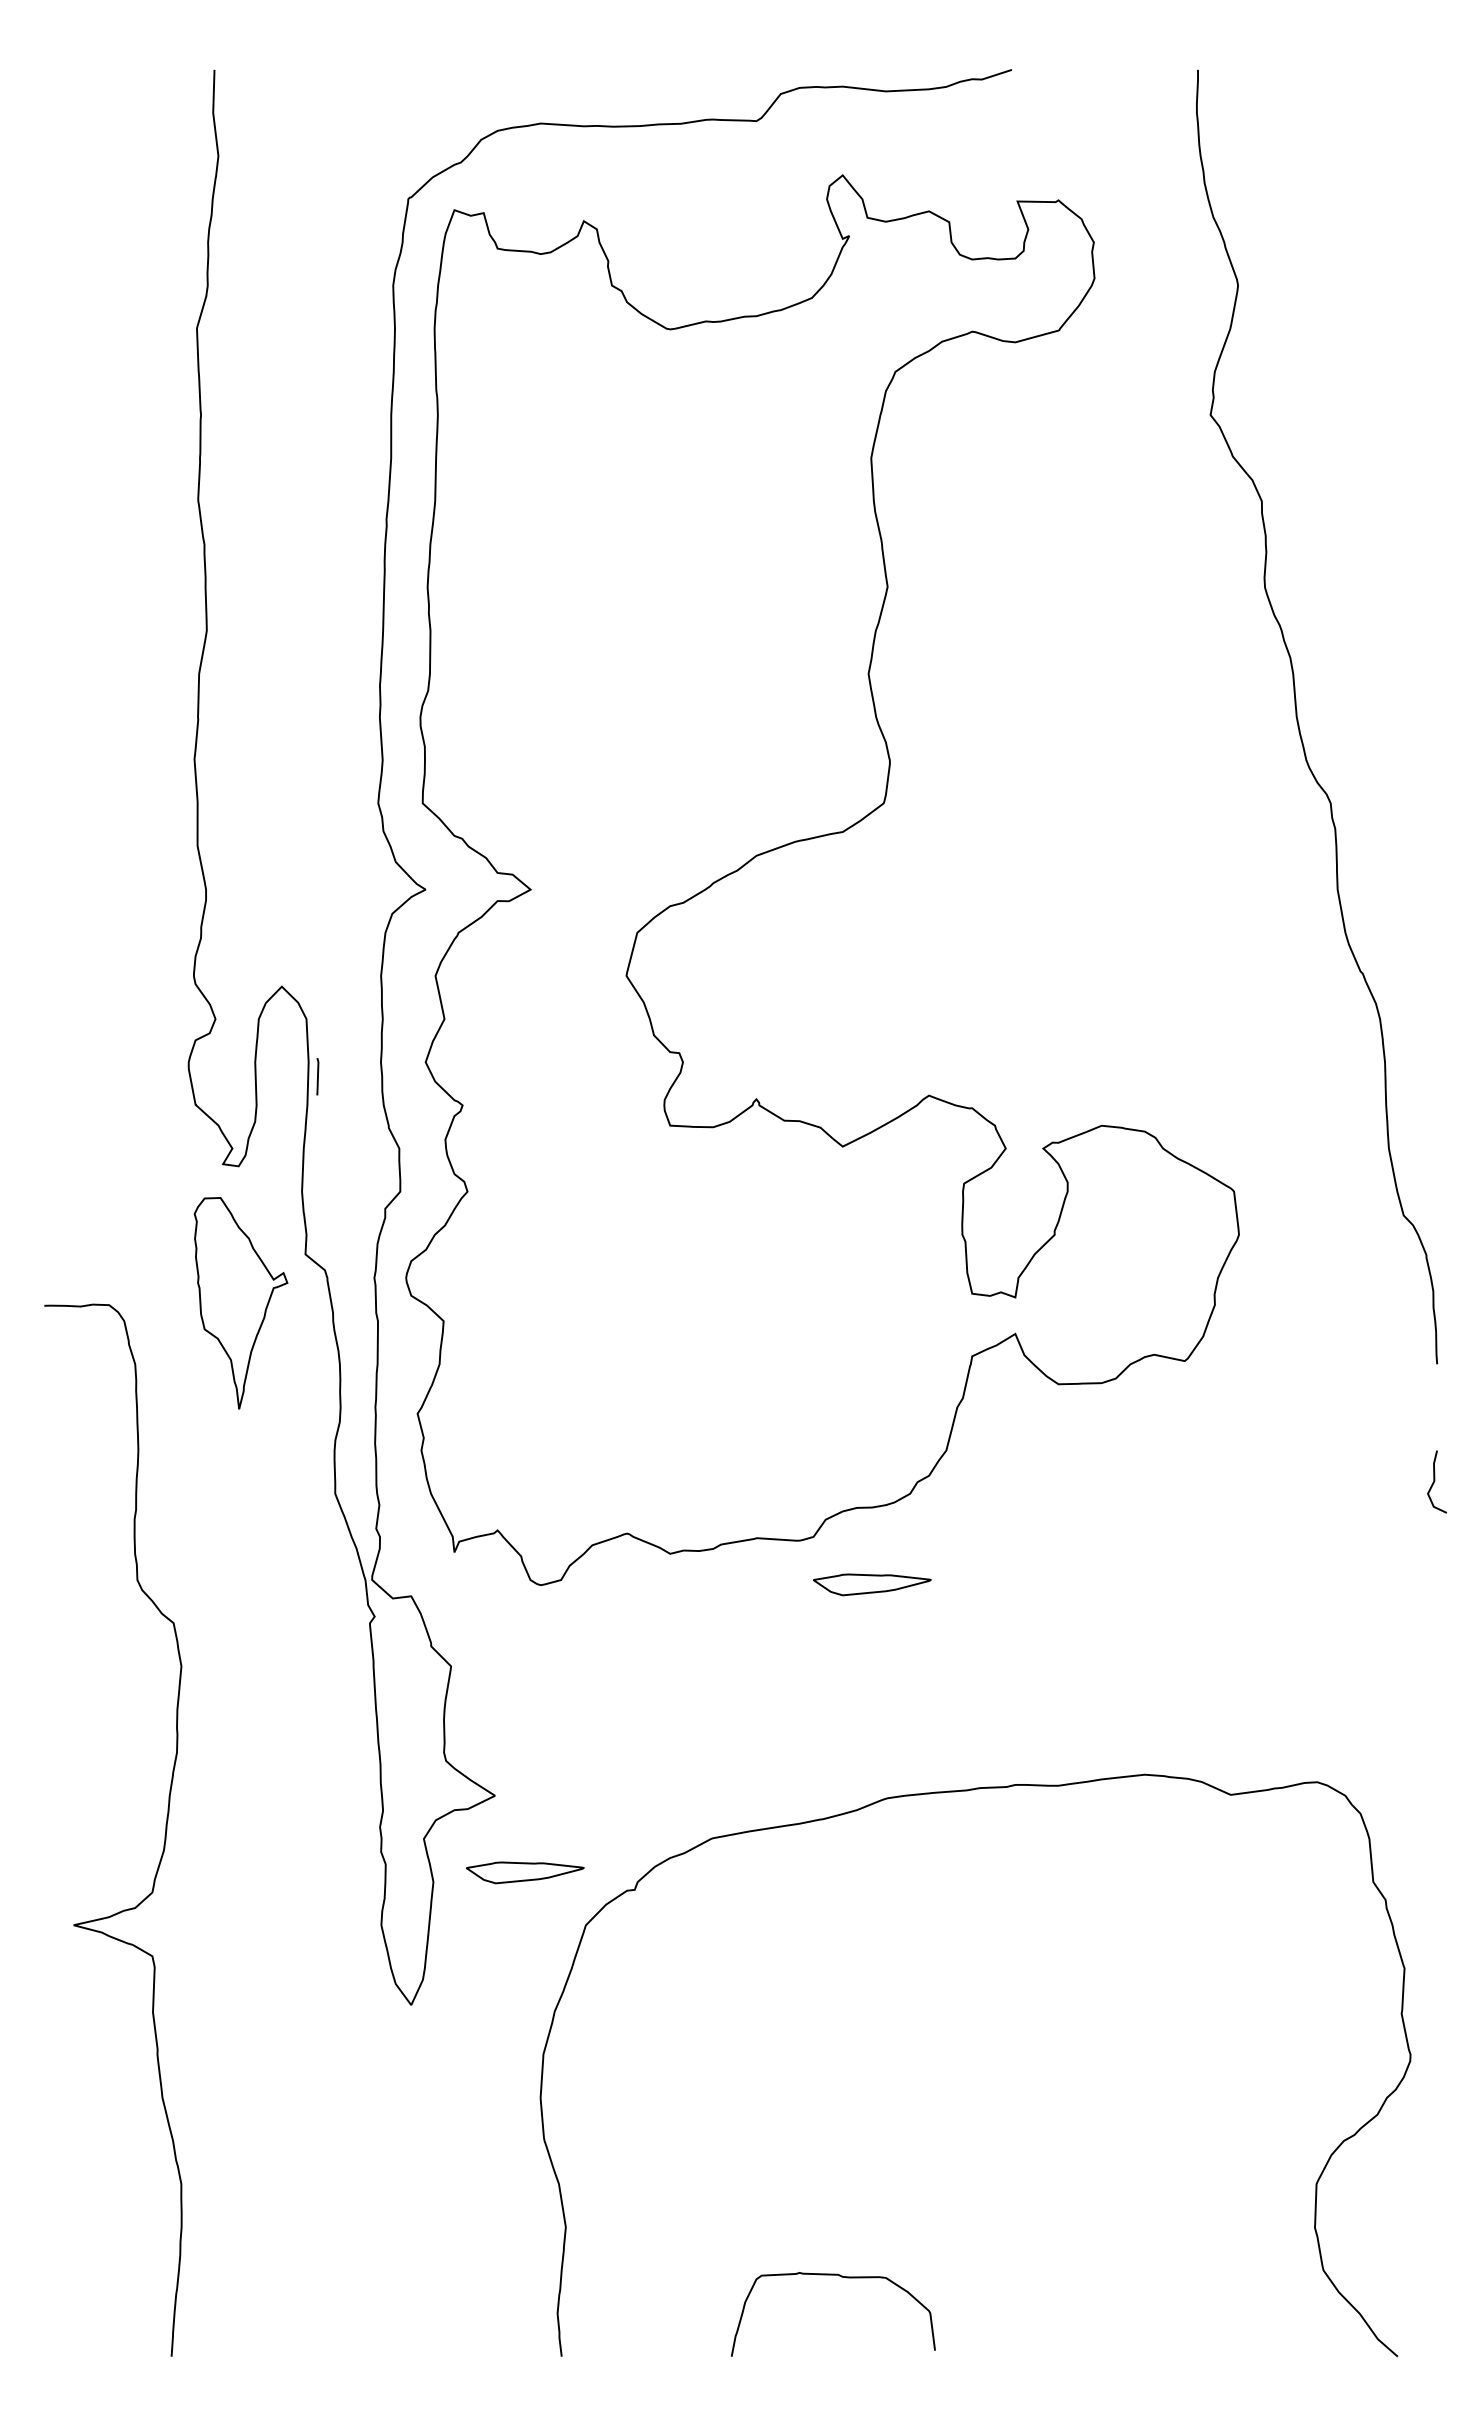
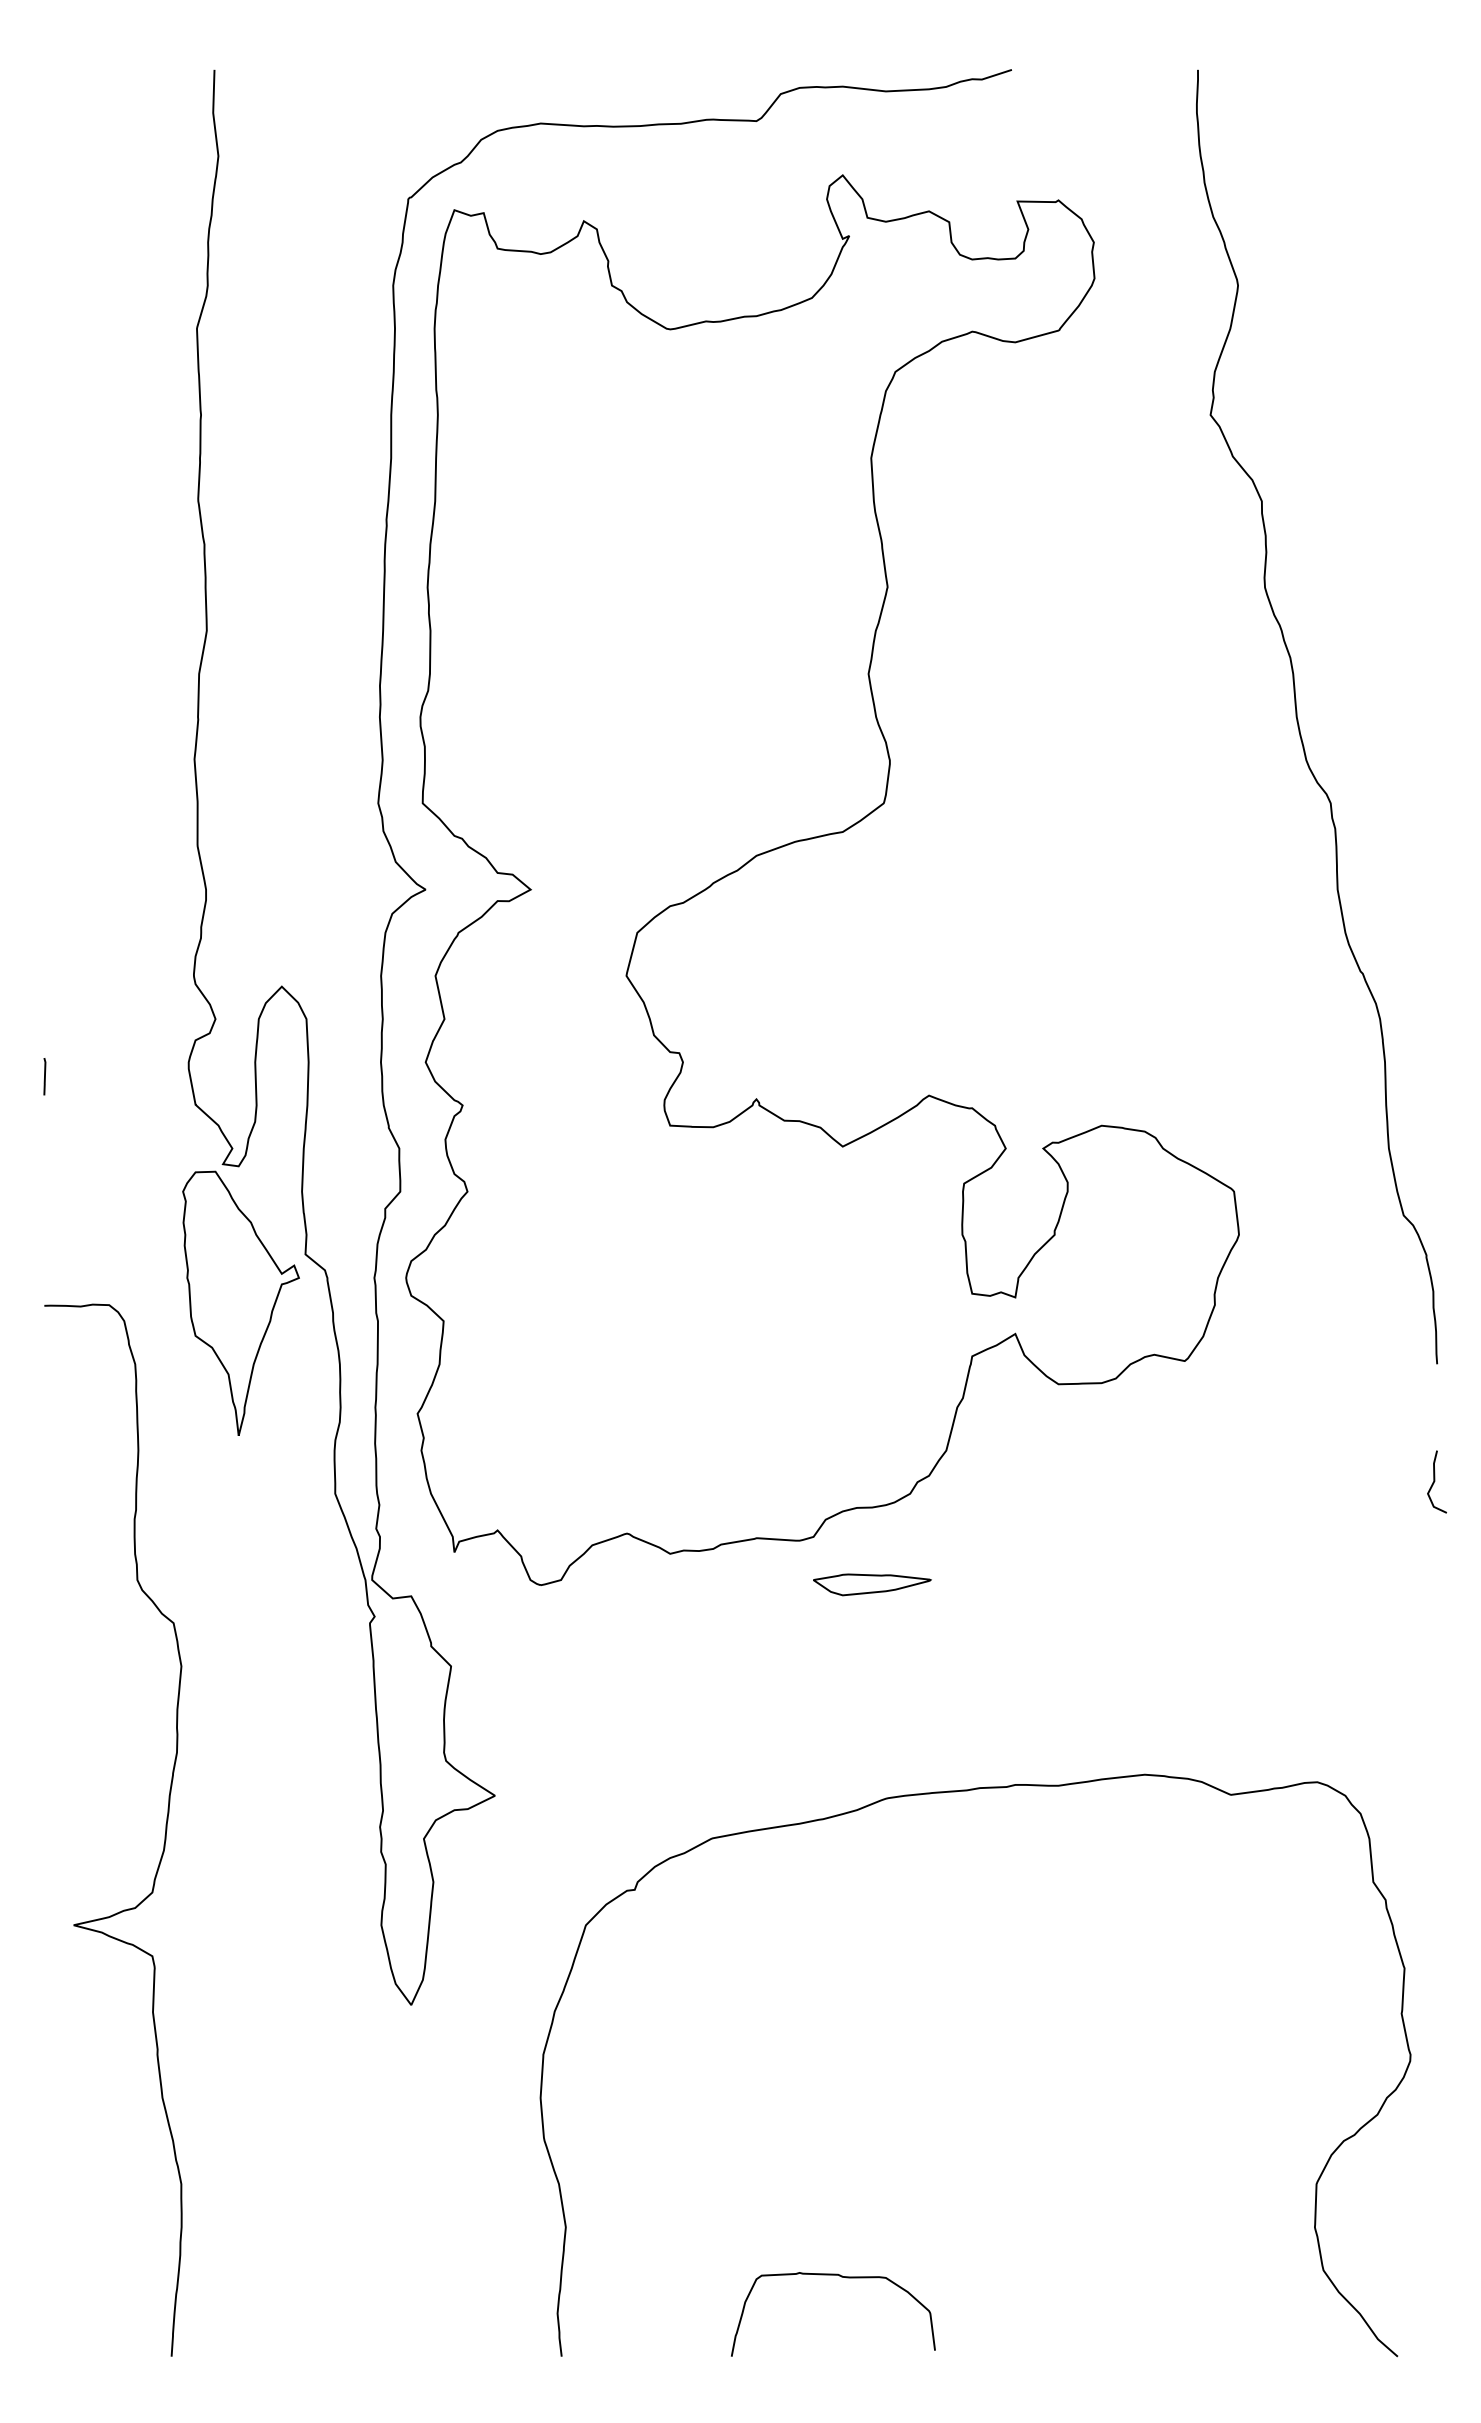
line position: (317, 1076) -> (44, 1076) (44, 1076)
part size: 96x213 px -> 118x266 px (240, 1302)
part: present -> none (525, 1872)
